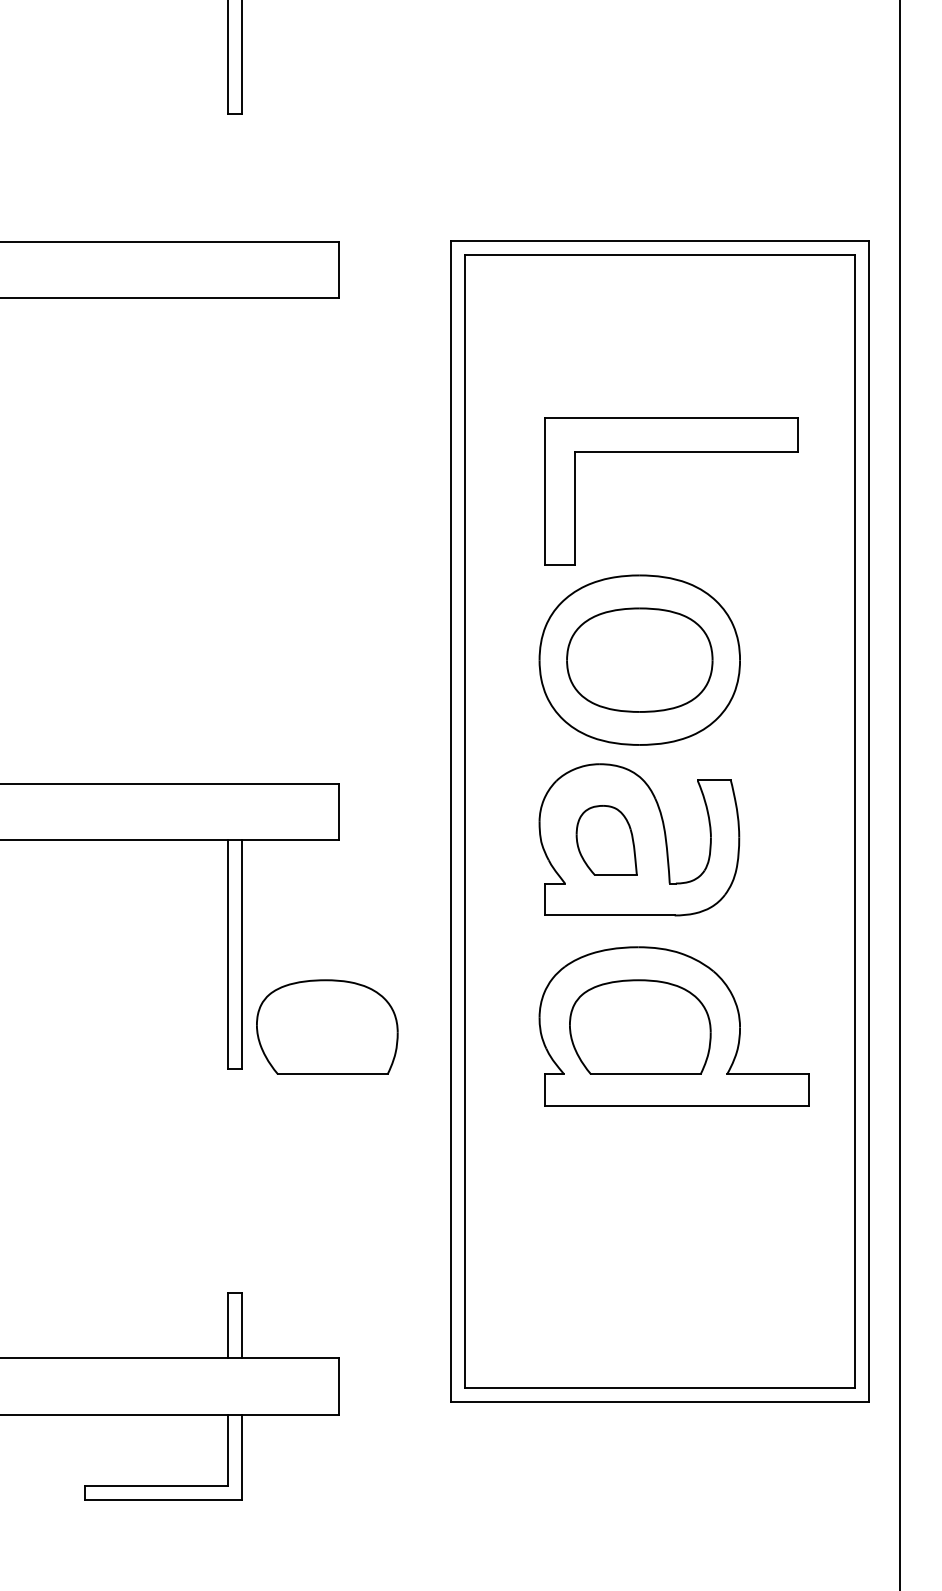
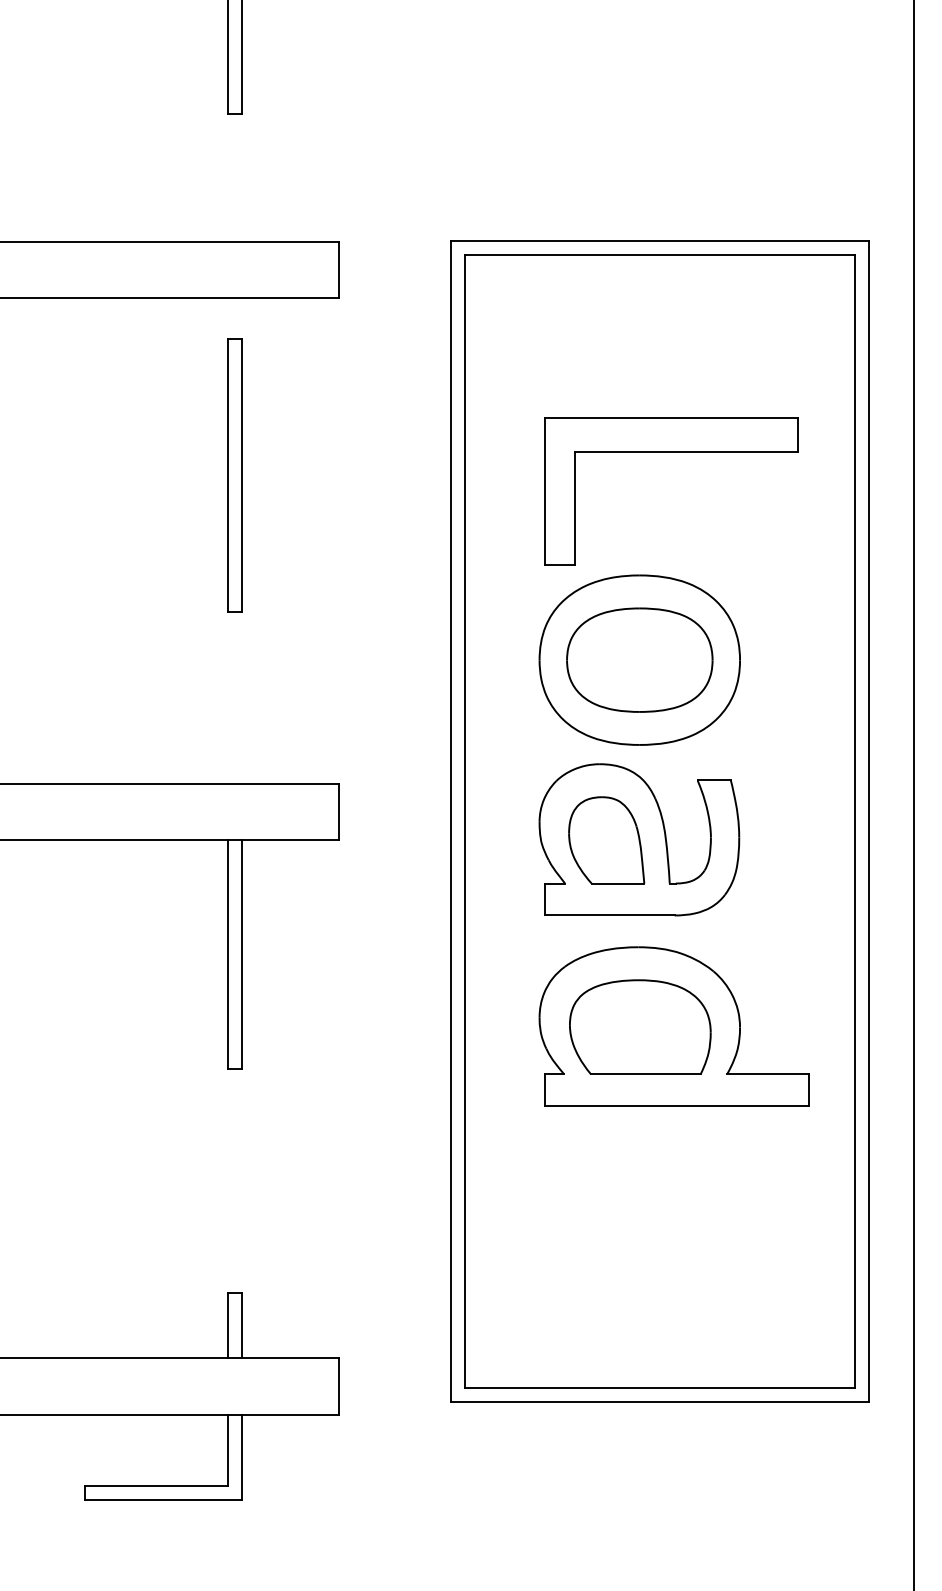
part: none -> present (234, 475)
line position: (899, 794) -> (913, 794) (913, 794)
part size: 63x71 px -> 78x89 px (606, 840)
part: present -> none (327, 1026)
